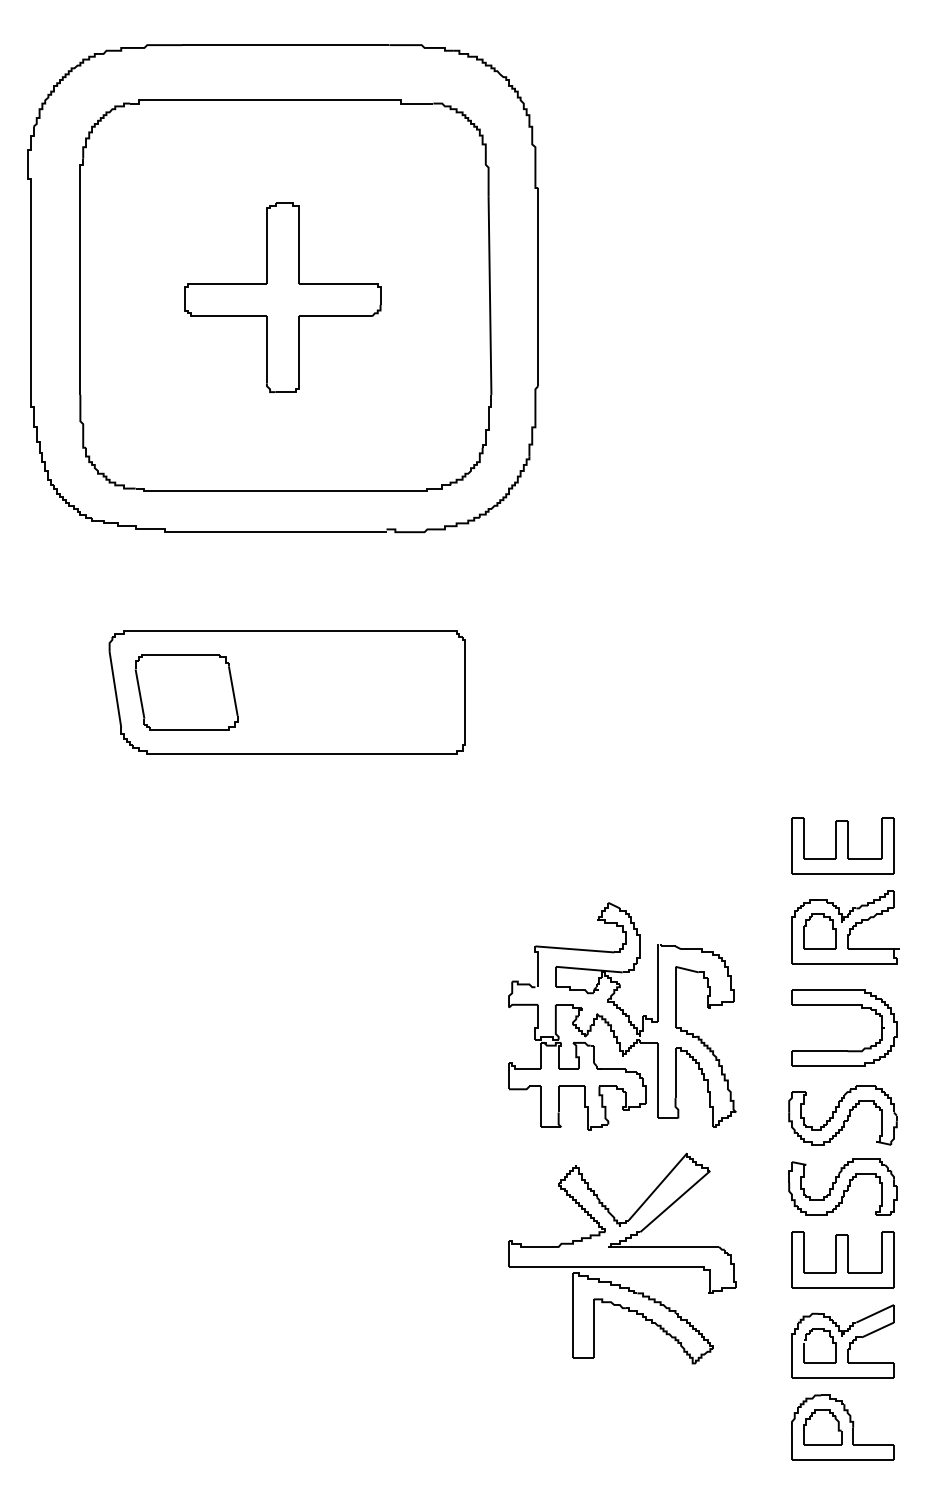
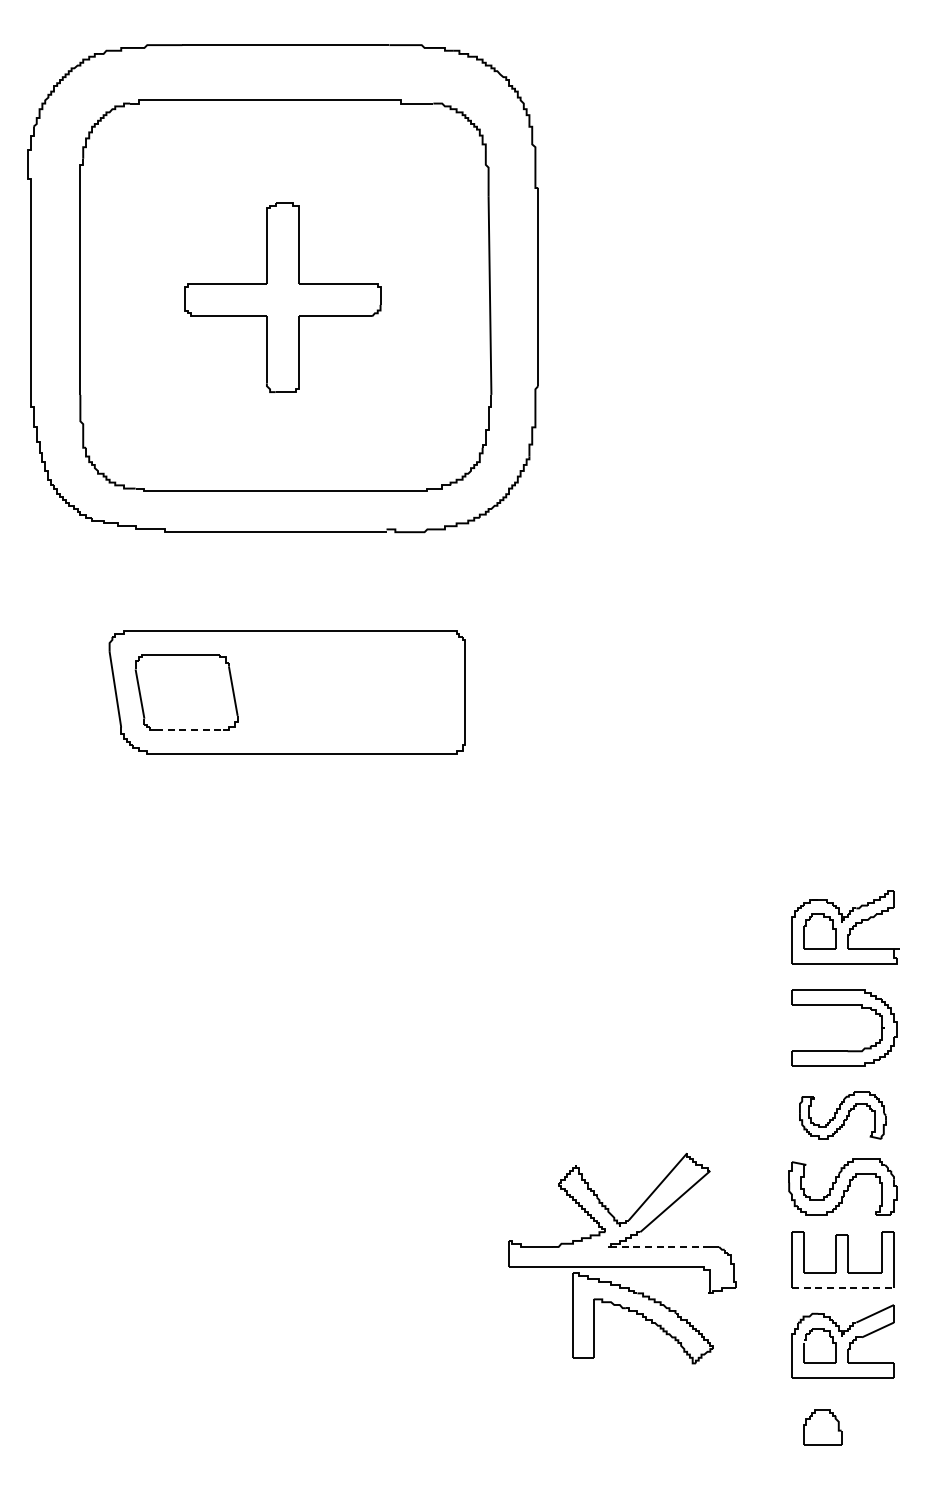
line: solid -> dashed (189, 730)
part: present -> none (842, 845)
part: present -> none (622, 1016)
part size: 110x61 px -> 88x49 px (842, 1115)
line: solid -> dashed (658, 1246)
line: solid -> dashed (843, 1287)
part: present -> none (842, 1427)
